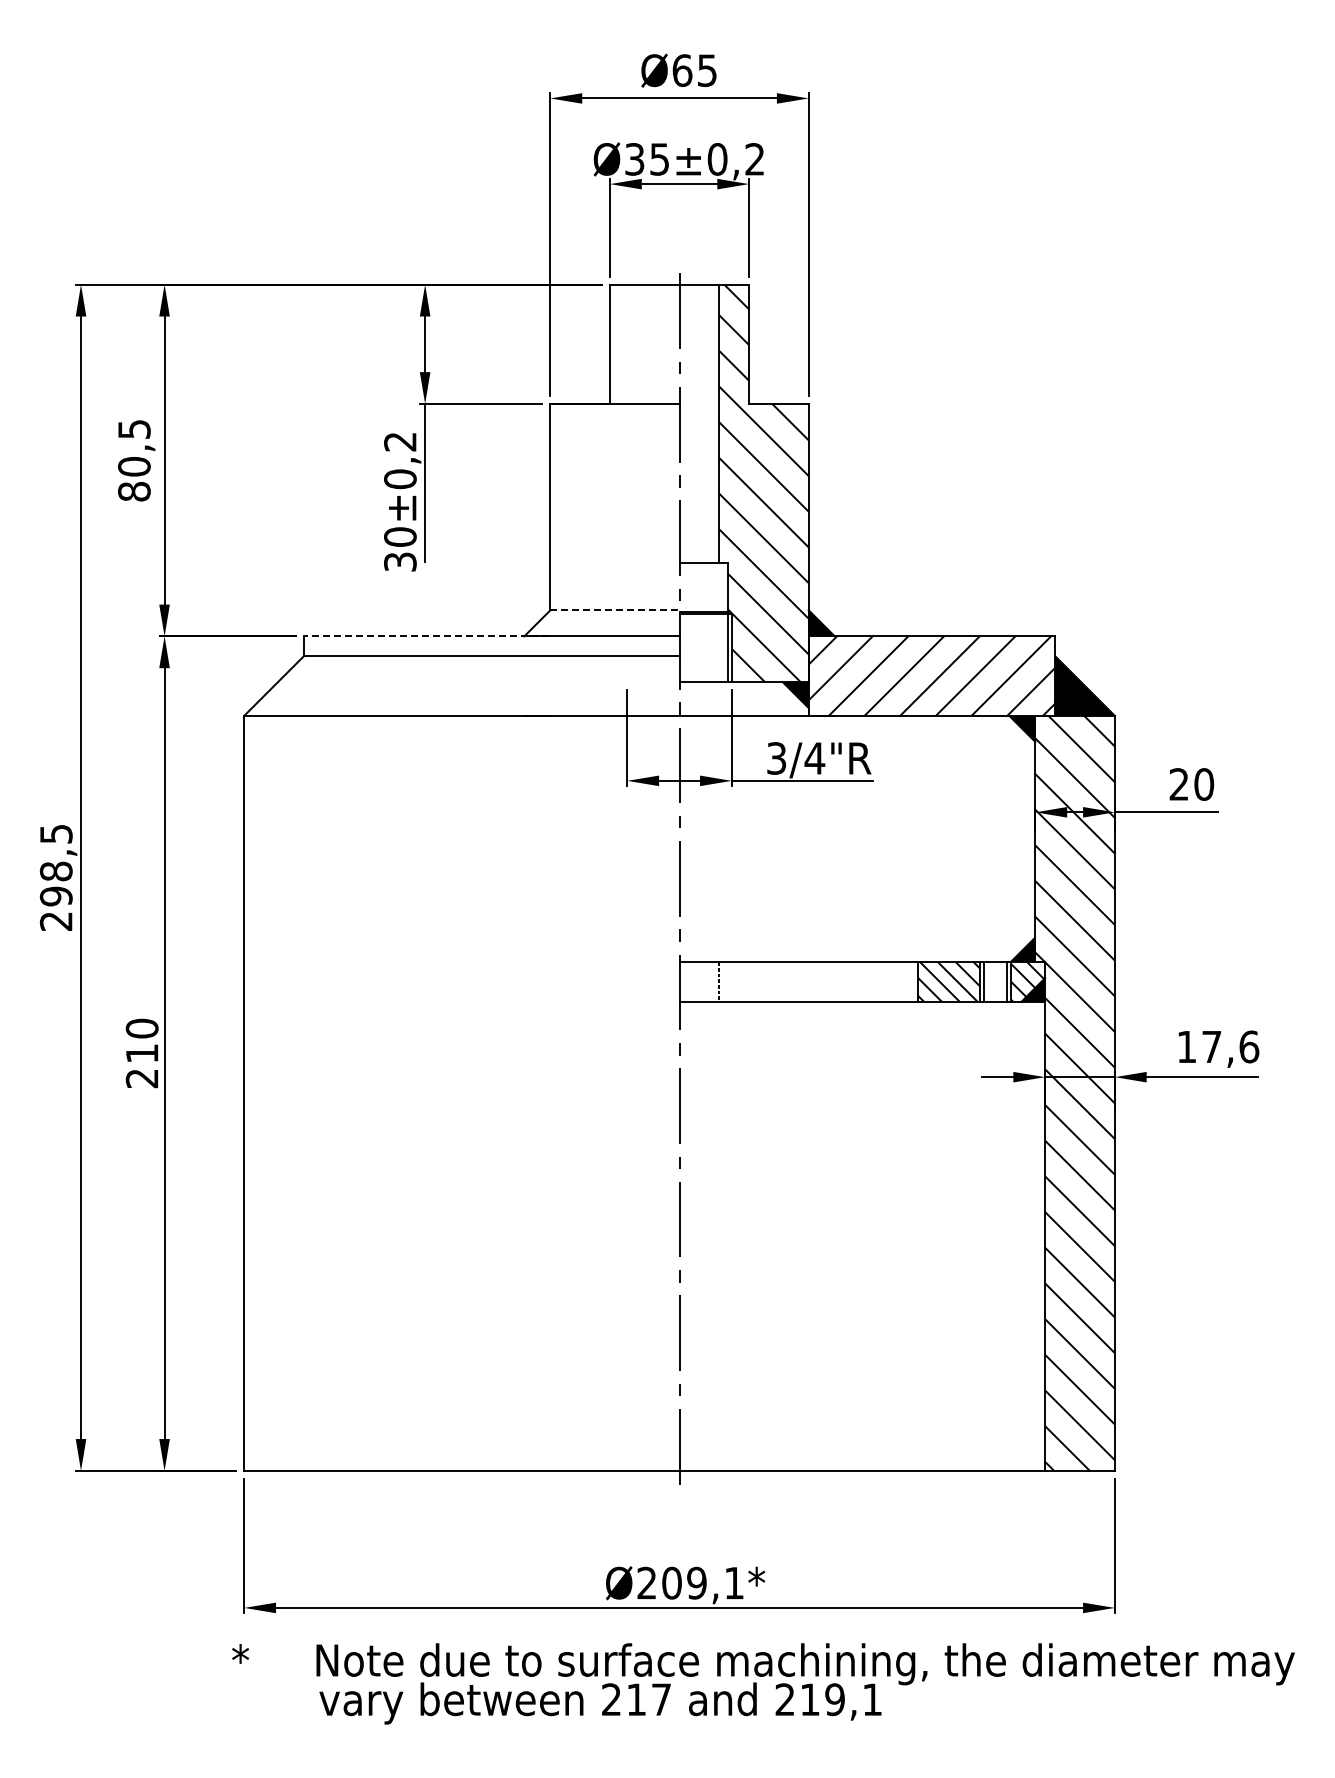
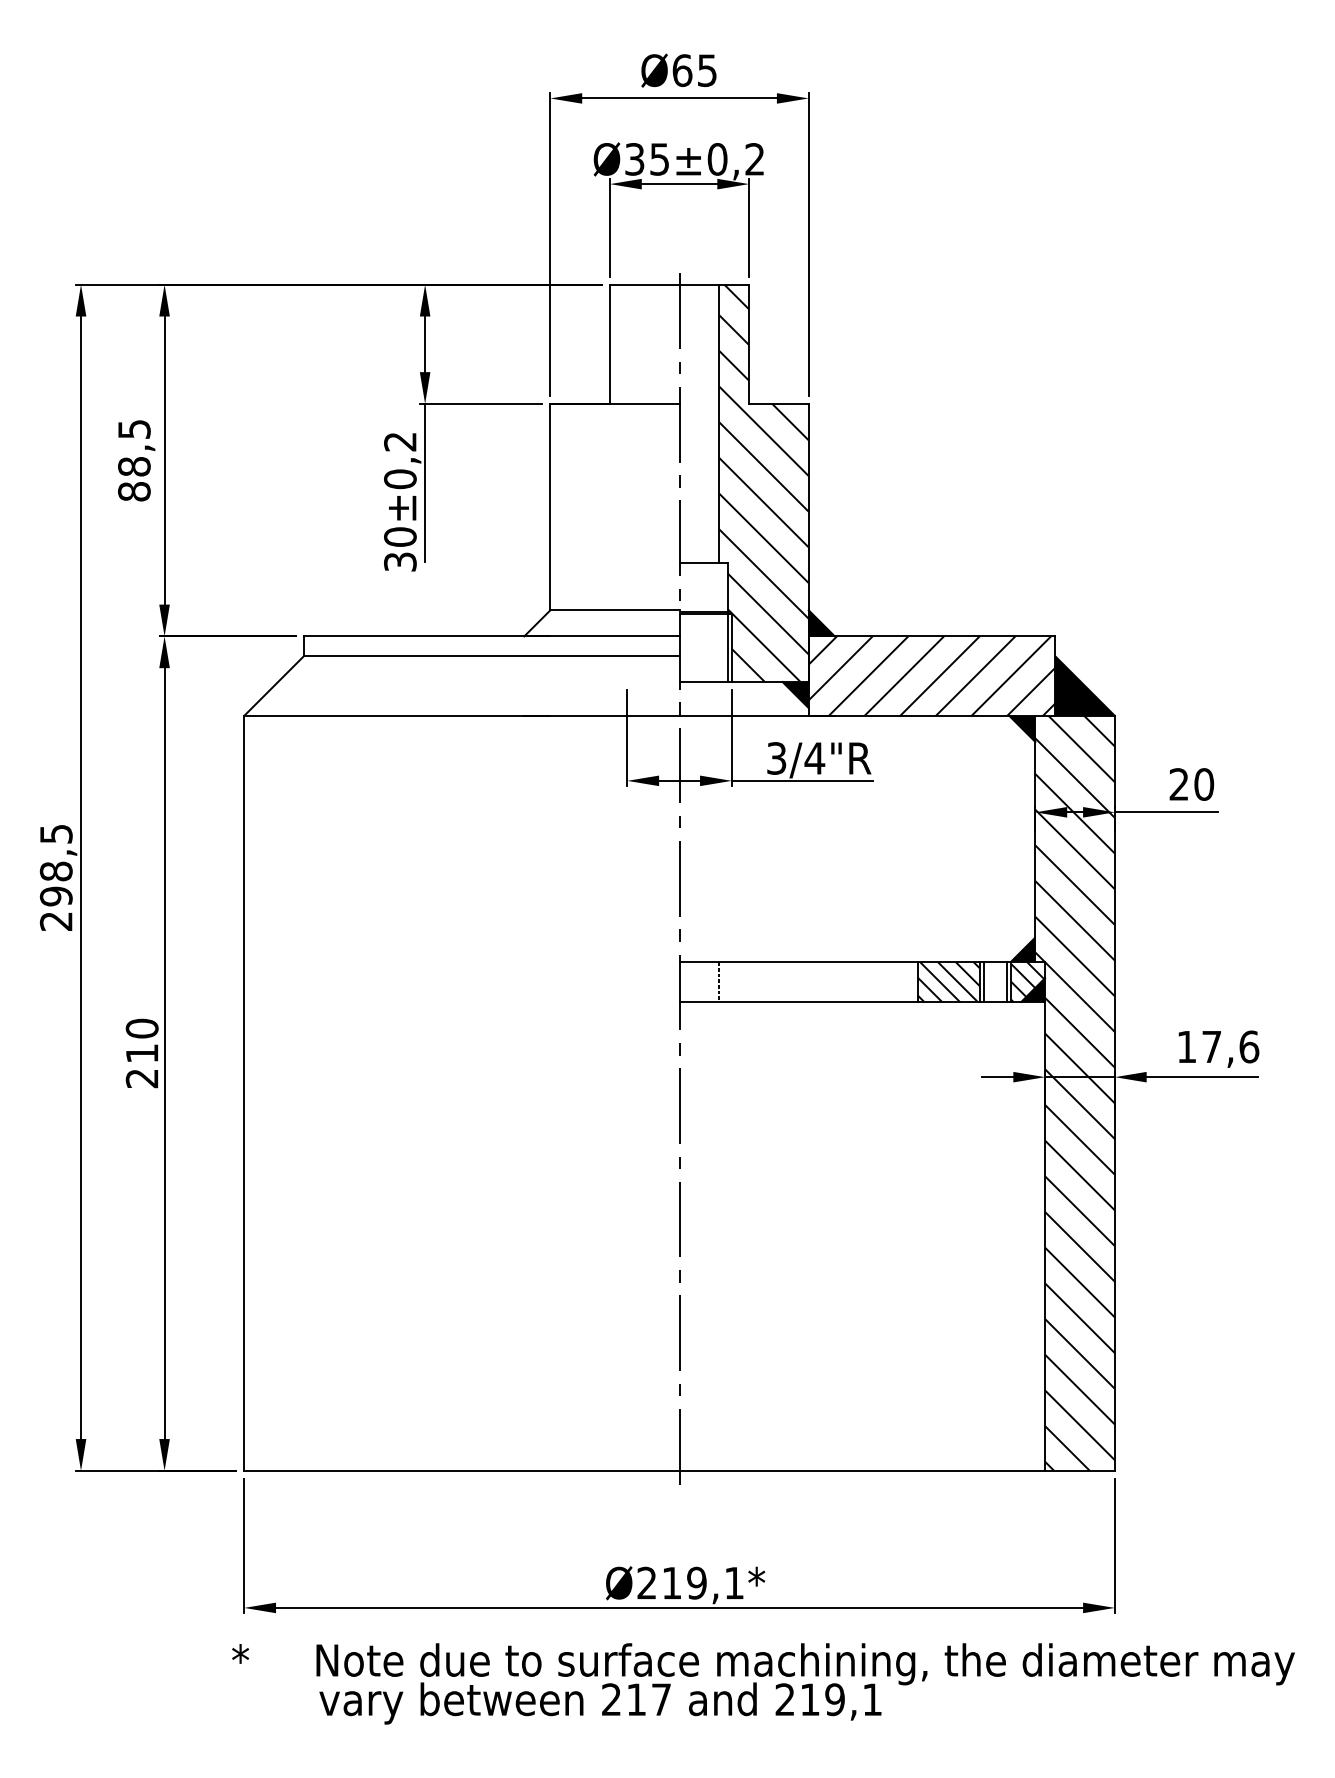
text: 80,5 -> 88,5 (134, 466)
line: dashed -> solid (614, 610)
line: dashed -> solid (426, 636)
text: Ø209,1* -> Ø219,1* (671, 1582)
